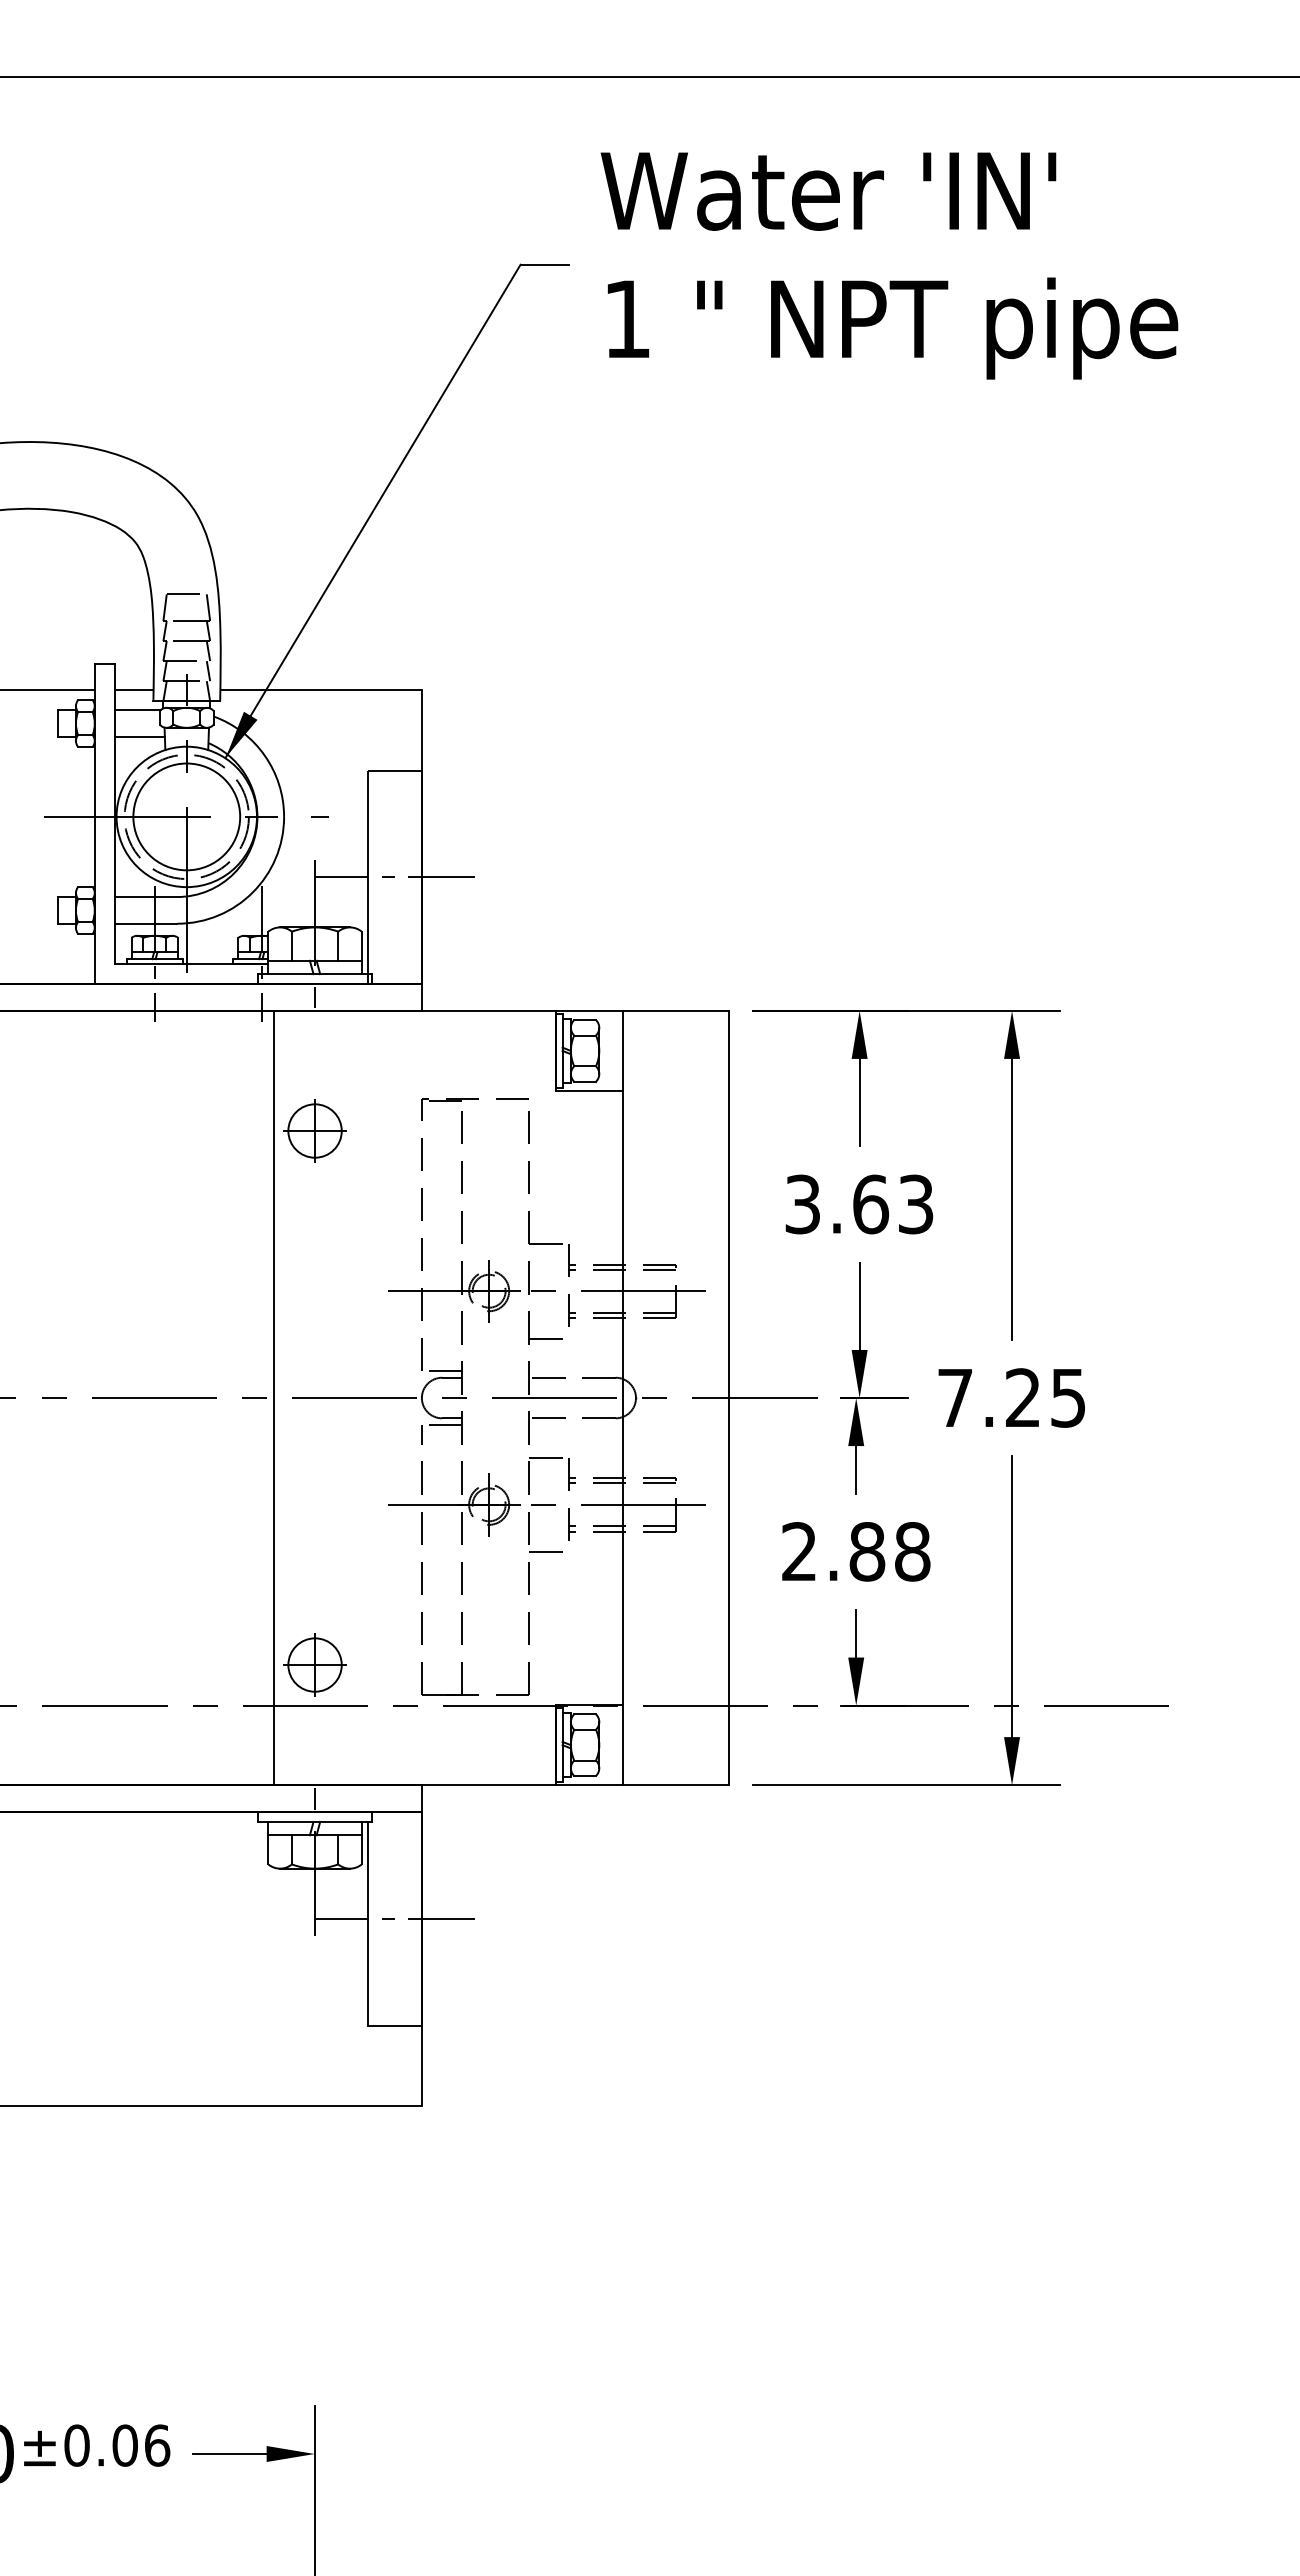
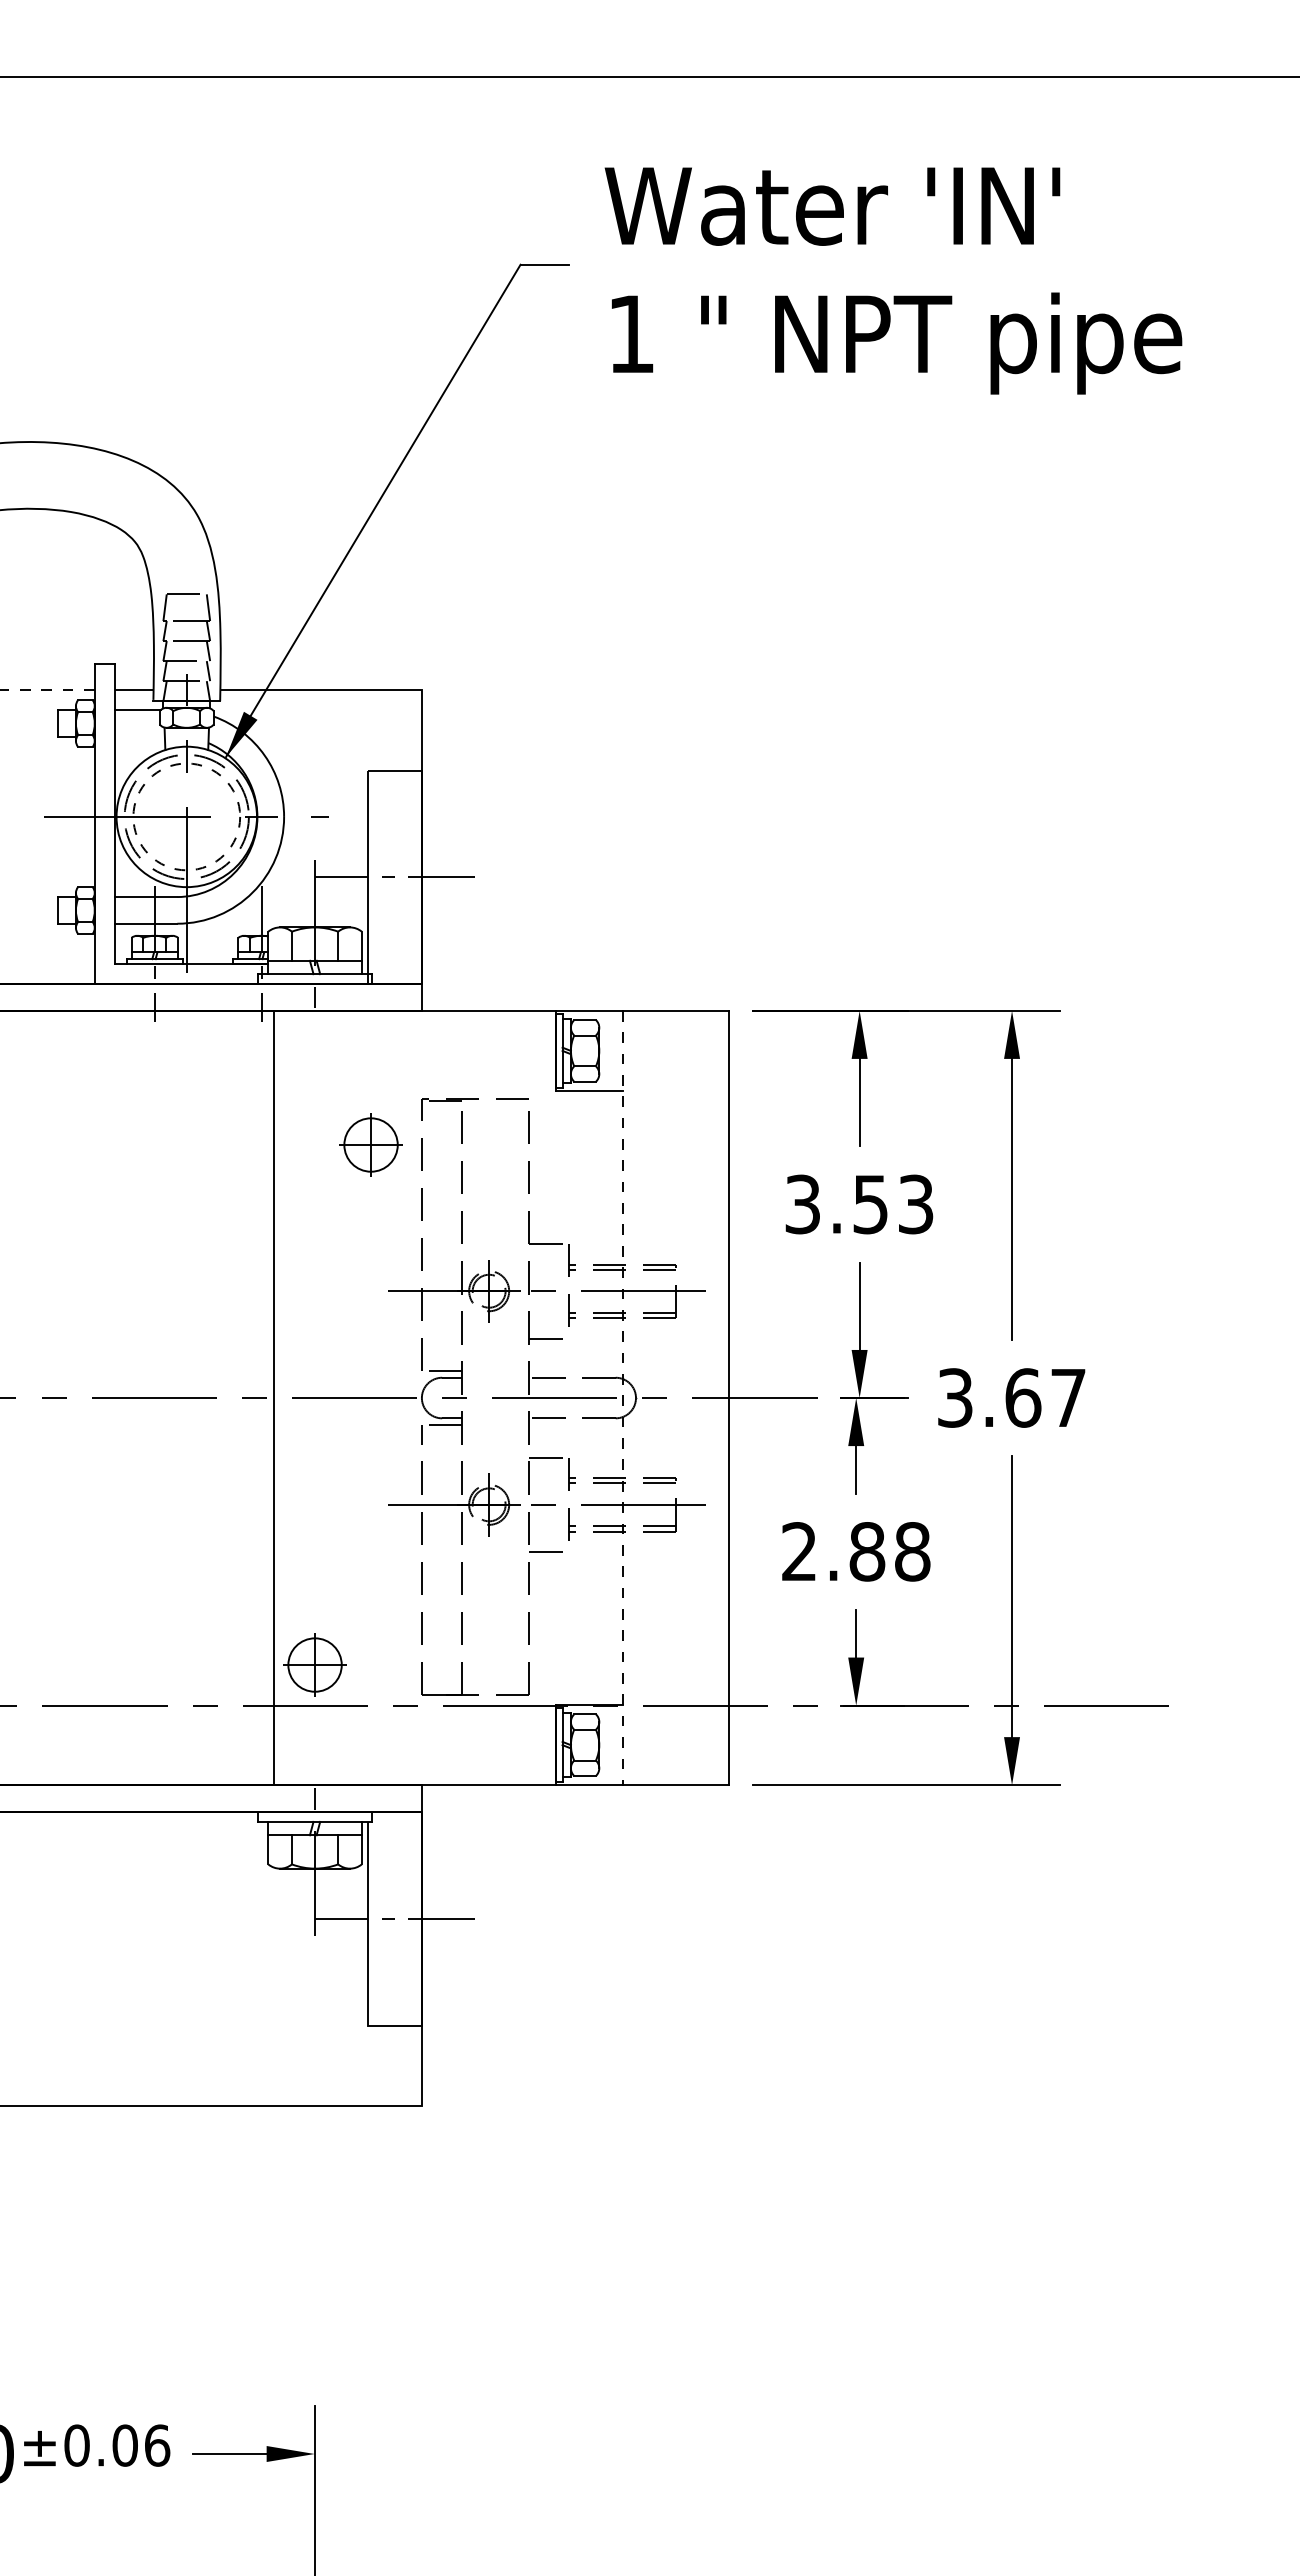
text position: (889, 265) -> (893, 280) (893, 280)
line: solid -> dashed (47, 690)
line: present -> none (139, 736)
circle: solid -> dashed (186, 816)
part position: (314, 1130) -> (370, 1144) (370, 1144)
text: 3.63 -> 3.53 (871, 1204)
text: 7.25 -> 3.67 (1011, 1397)
line: solid -> dashed (622, 1398)
